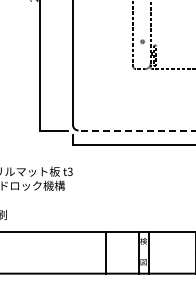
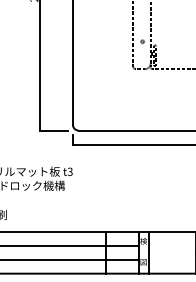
line: dashed -> solid (136, 130)
line: none -> present (70, 245)
line: none -> present (70, 259)
